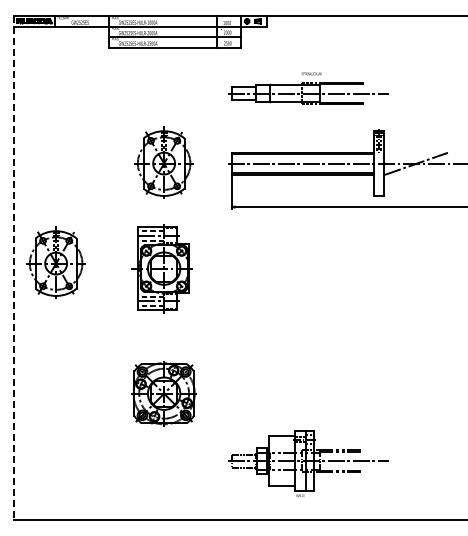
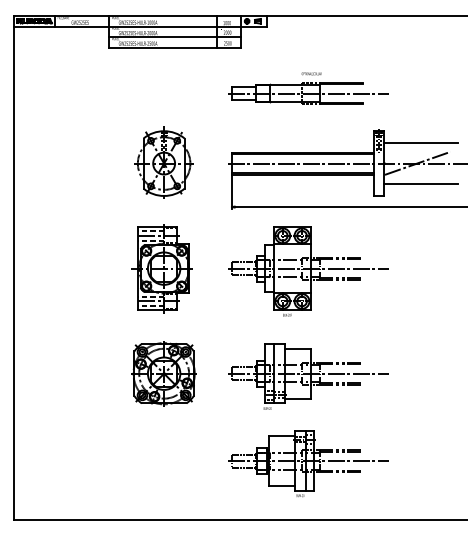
line: none -> present (420, 143)
line: none -> present (420, 184)
part: present -> none (55, 262)
line: dashed -> solid (14, 268)
part: none -> present (308, 271)
part: none -> present (308, 376)
part position: (163, 393) -> (163, 373) (163, 373)
